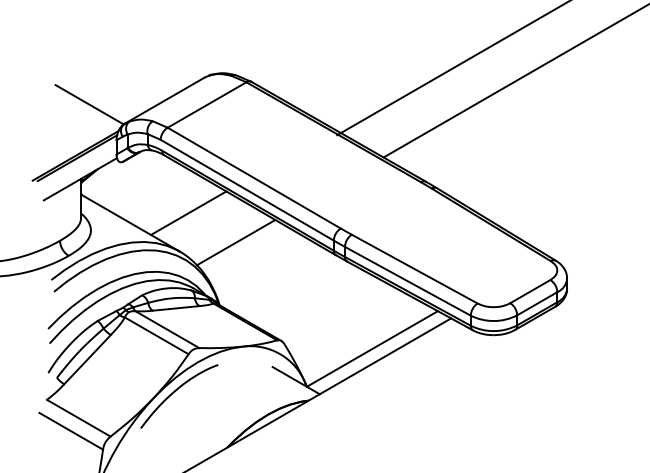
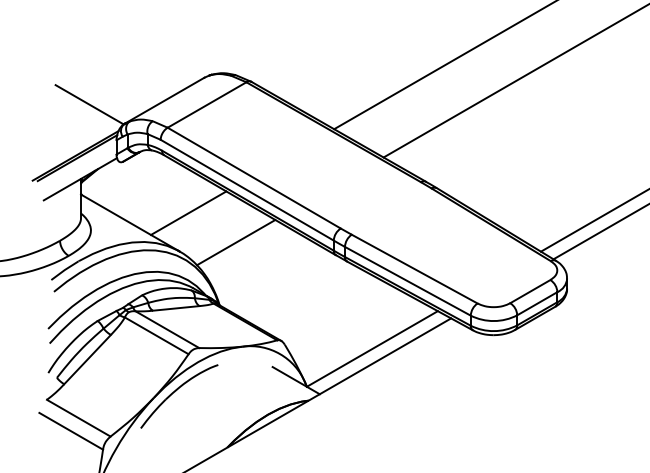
line position: (452, 68) -> (444, 65) (444, 65)
line: none -> present (593, 220)
line: none -> present (599, 232)
